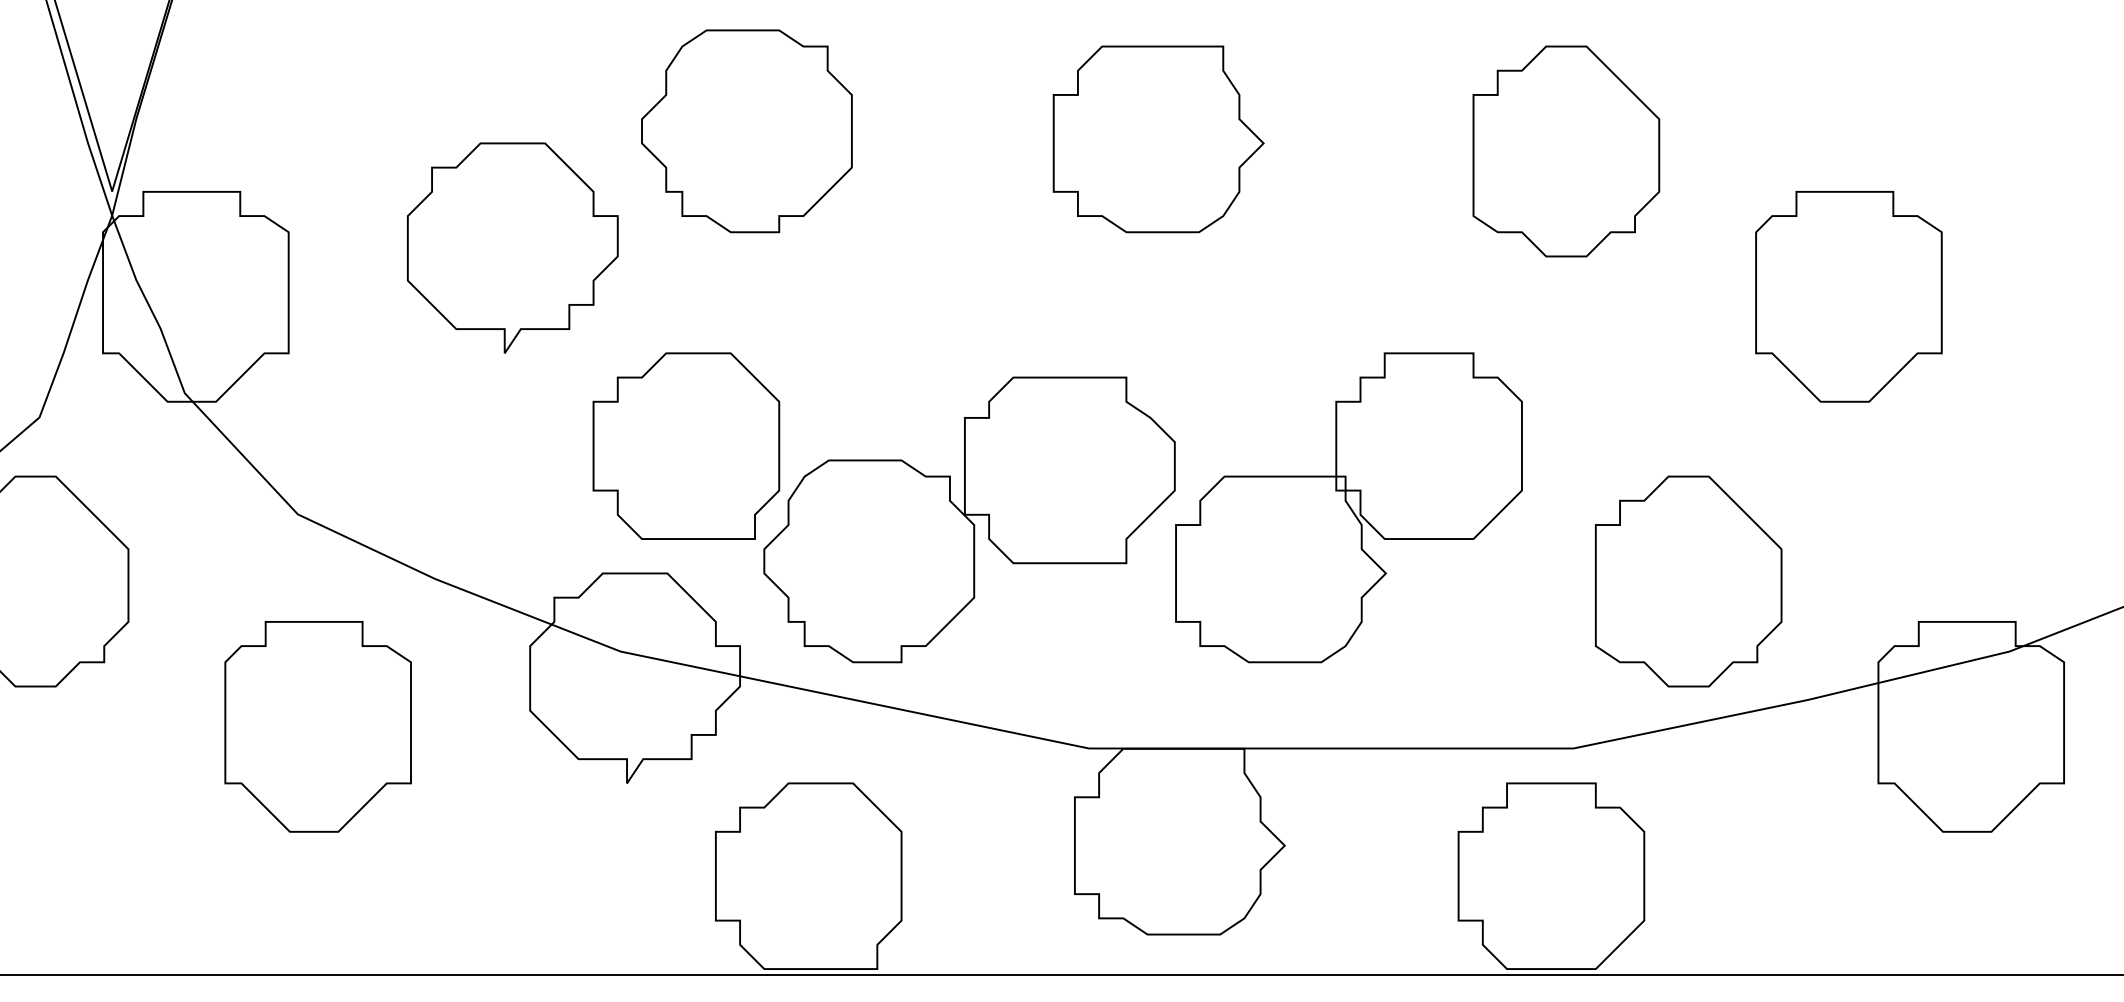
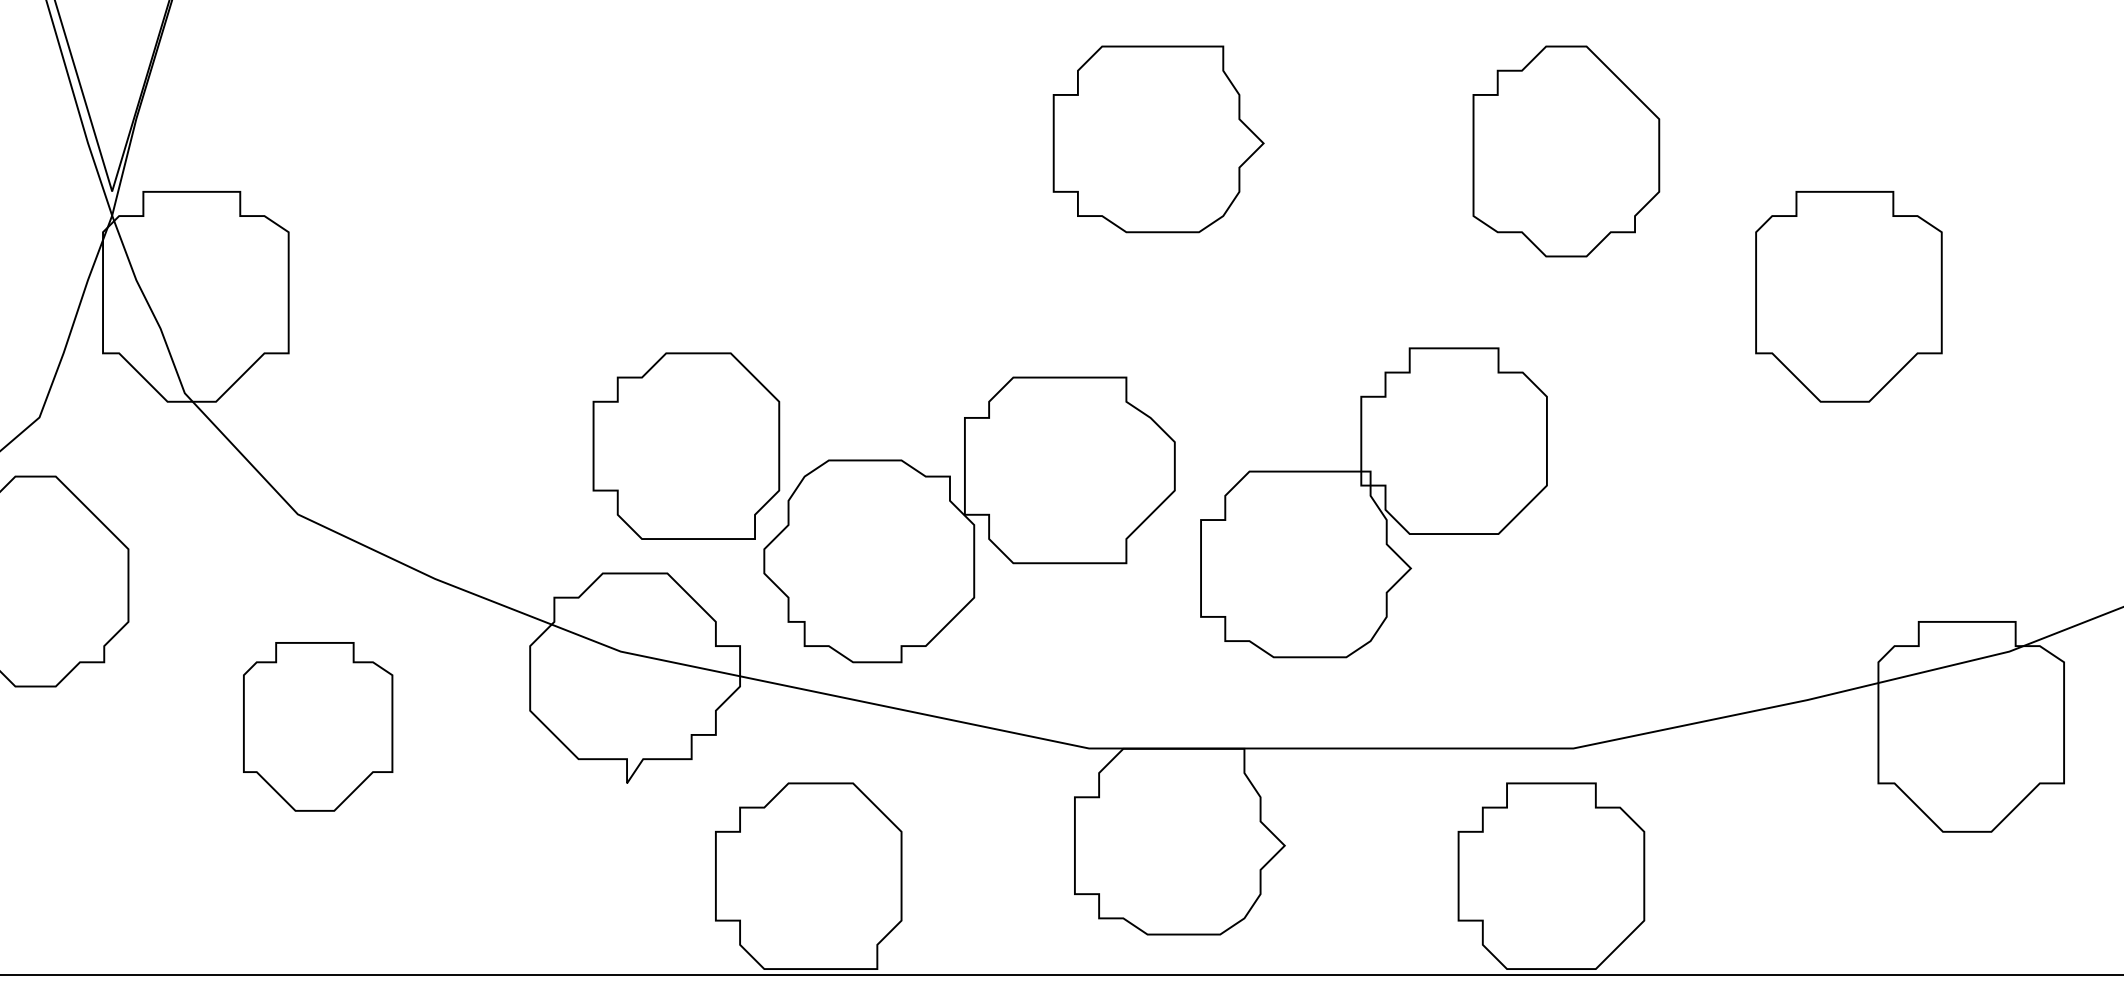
part: present -> none (746, 131)
part: present -> none (512, 247)
part position: (1348, 507) -> (1373, 502) (1373, 502)
part: present -> none (1688, 581)
part size: 188x212 px -> 151x170 px (318, 726)
